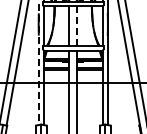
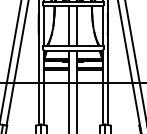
line: dashed -> solid (76, 26)
line: dashed -> solid (38, 63)
